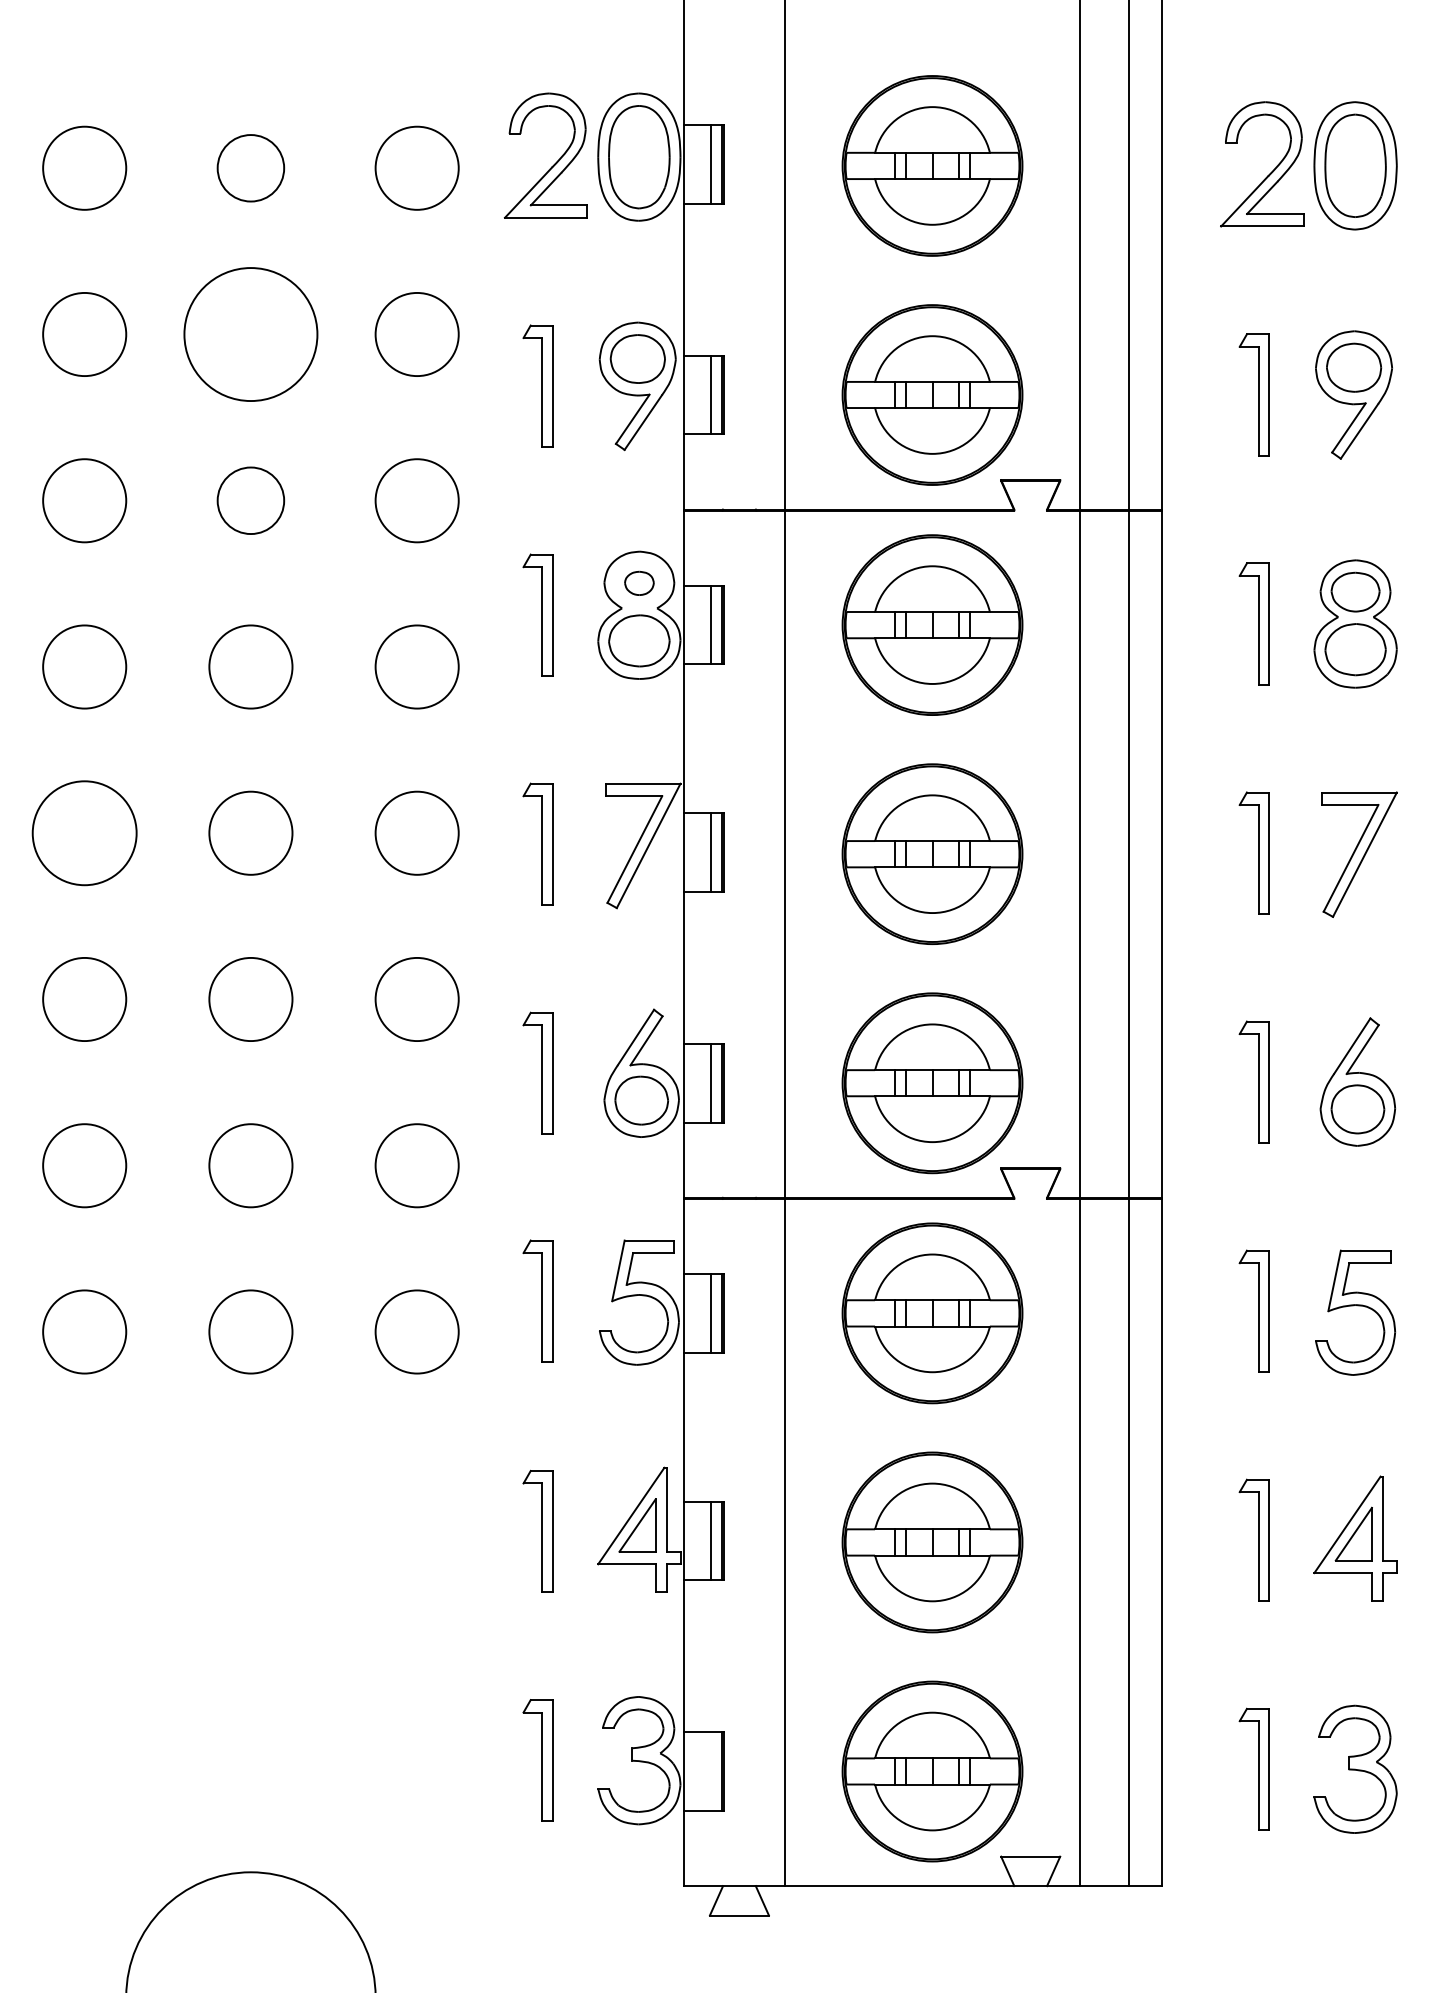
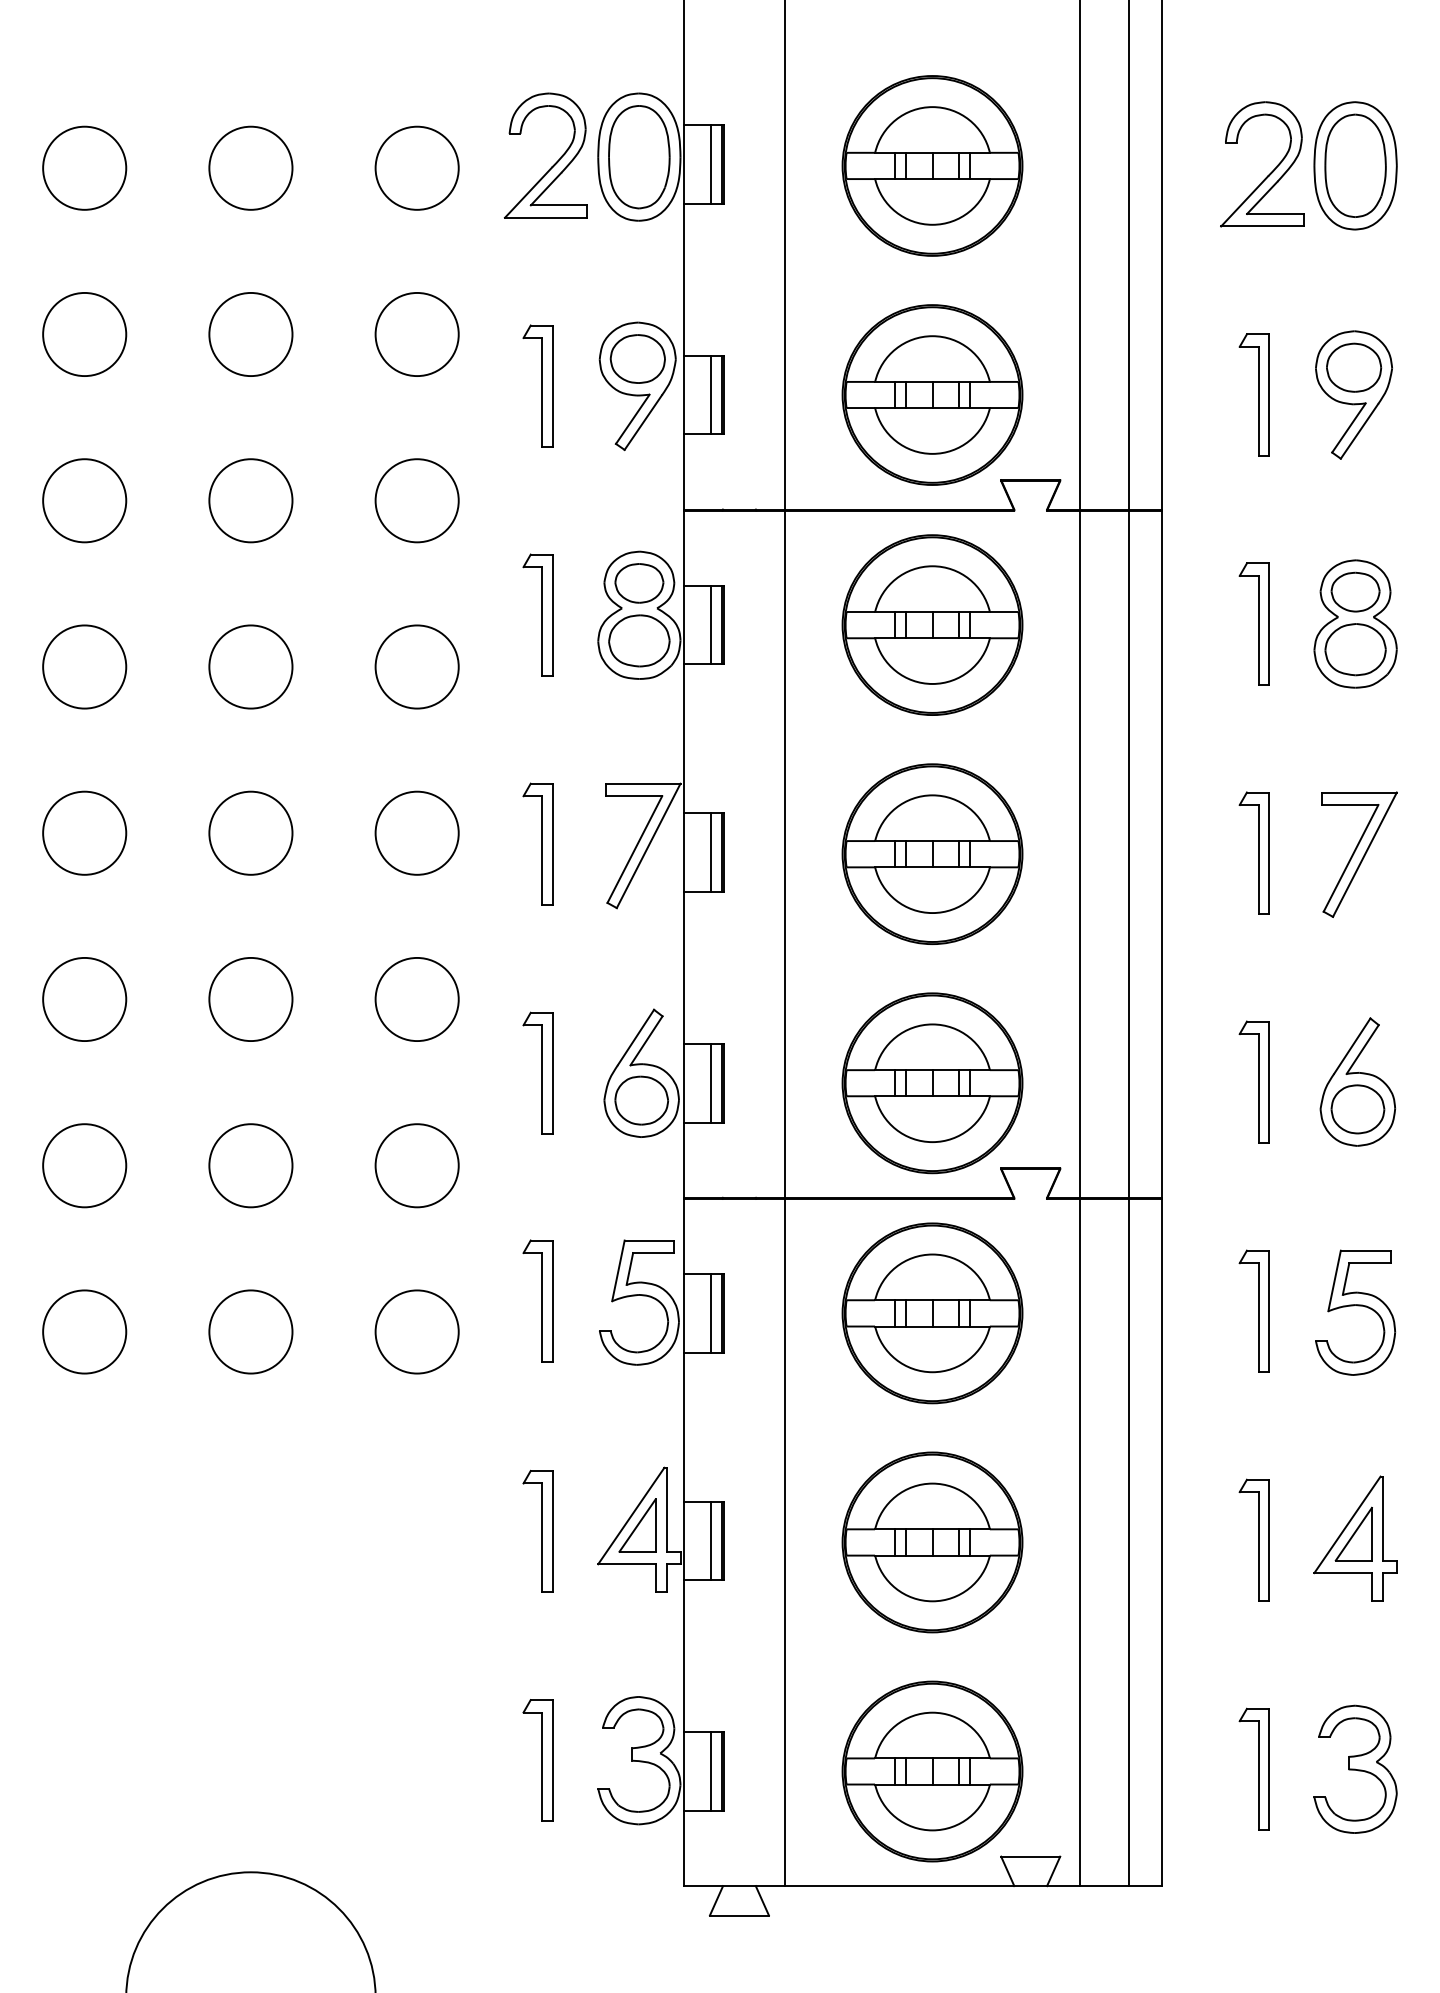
circle diameter: 66 px -> 83 px (250, 167)
circle diameter: 133 px -> 83 px (250, 334)
circle diameter: 66 px -> 83 px (250, 500)
part size: 31x26 px -> 51x41 px (639, 583)
circle diameter: 104 px -> 83 px (84, 832)
line: none -> present (711, 1771)
